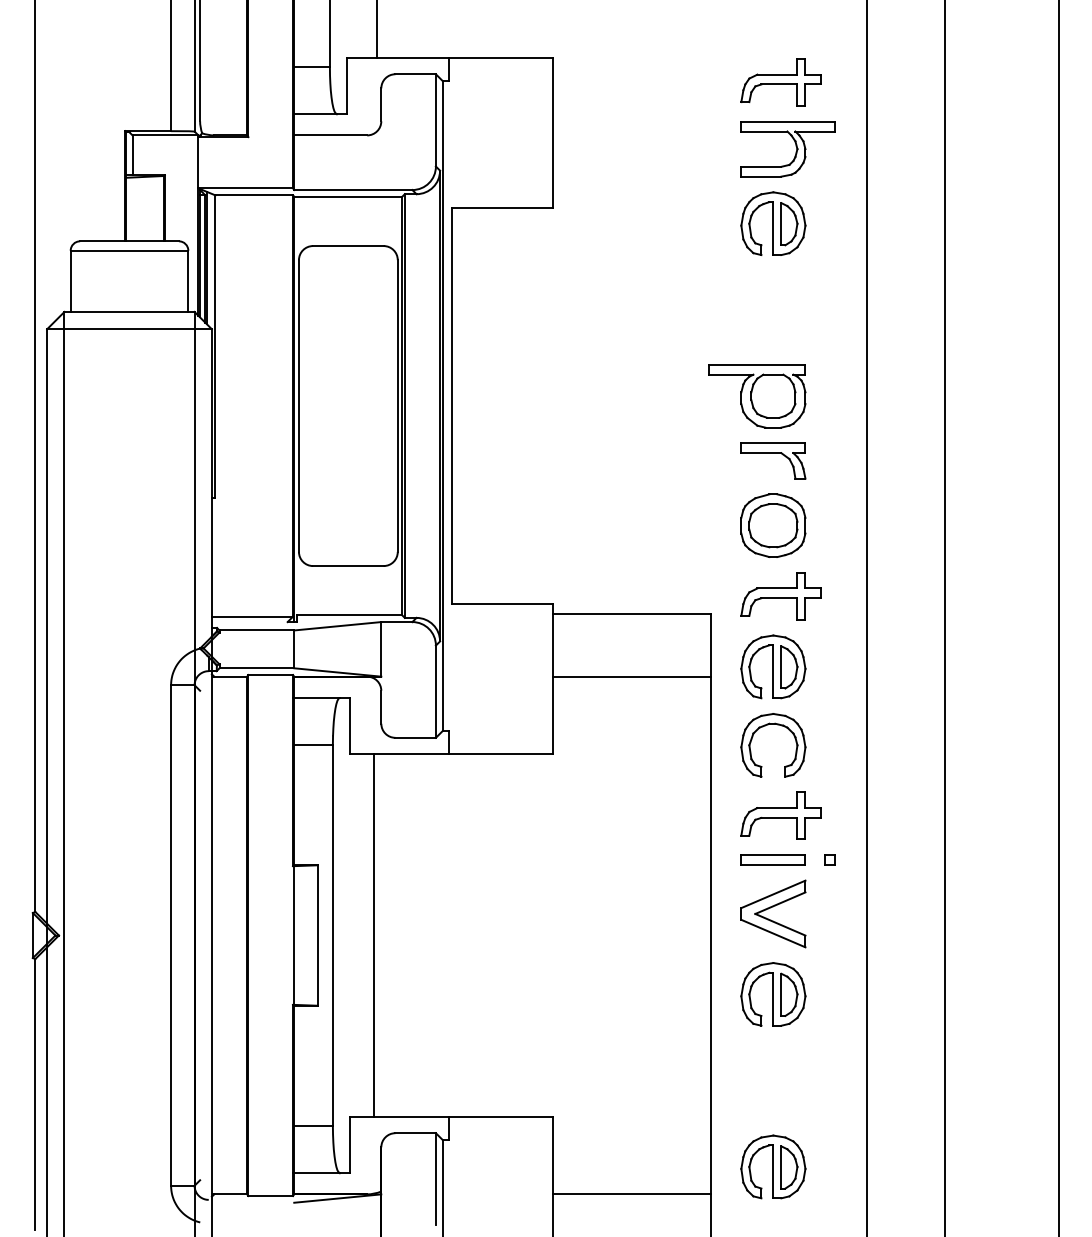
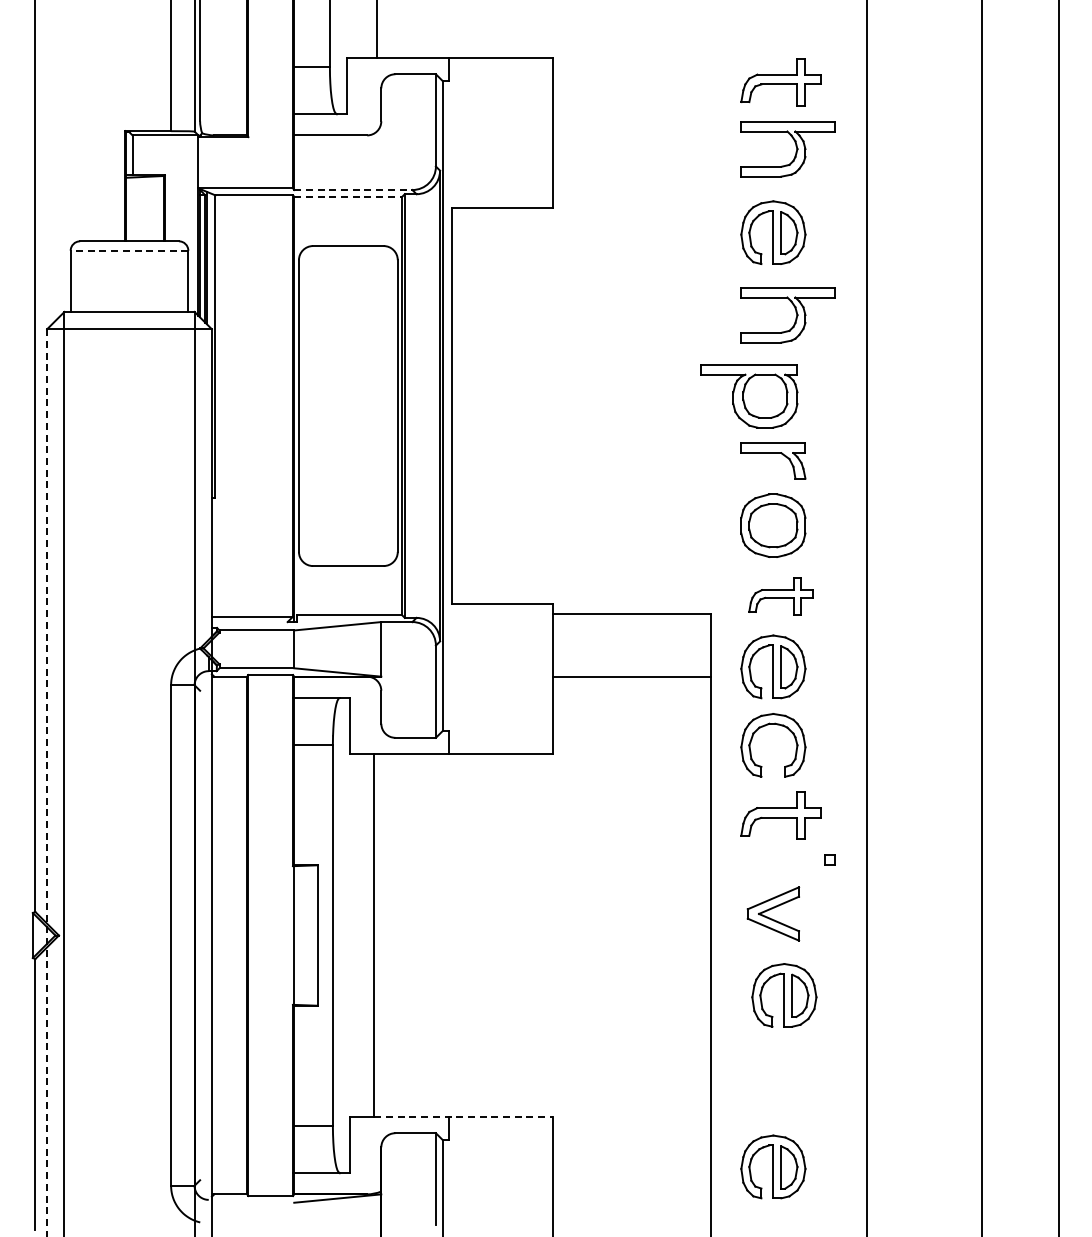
line: solid -> dashed (353, 190)
line: solid -> dashed (348, 196)
part position: (773, 223) -> (773, 232) (773, 232)
line: solid -> dashed (129, 250)
part: none -> present (795, 317)
part position: (757, 396) -> (749, 396) (749, 396)
part size: 82x49 px -> 66x39 px (780, 596)
line position: (945, 617) -> (982, 617) (982, 617)
line: solid -> dashed (47, 782)
part: present -> none (772, 859)
part size: 67x70 px -> 55x56 px (773, 913)
part position: (773, 994) -> (784, 995) (784, 995)
line: solid -> dashed (464, 1116)
line: present -> none (631, 1194)
